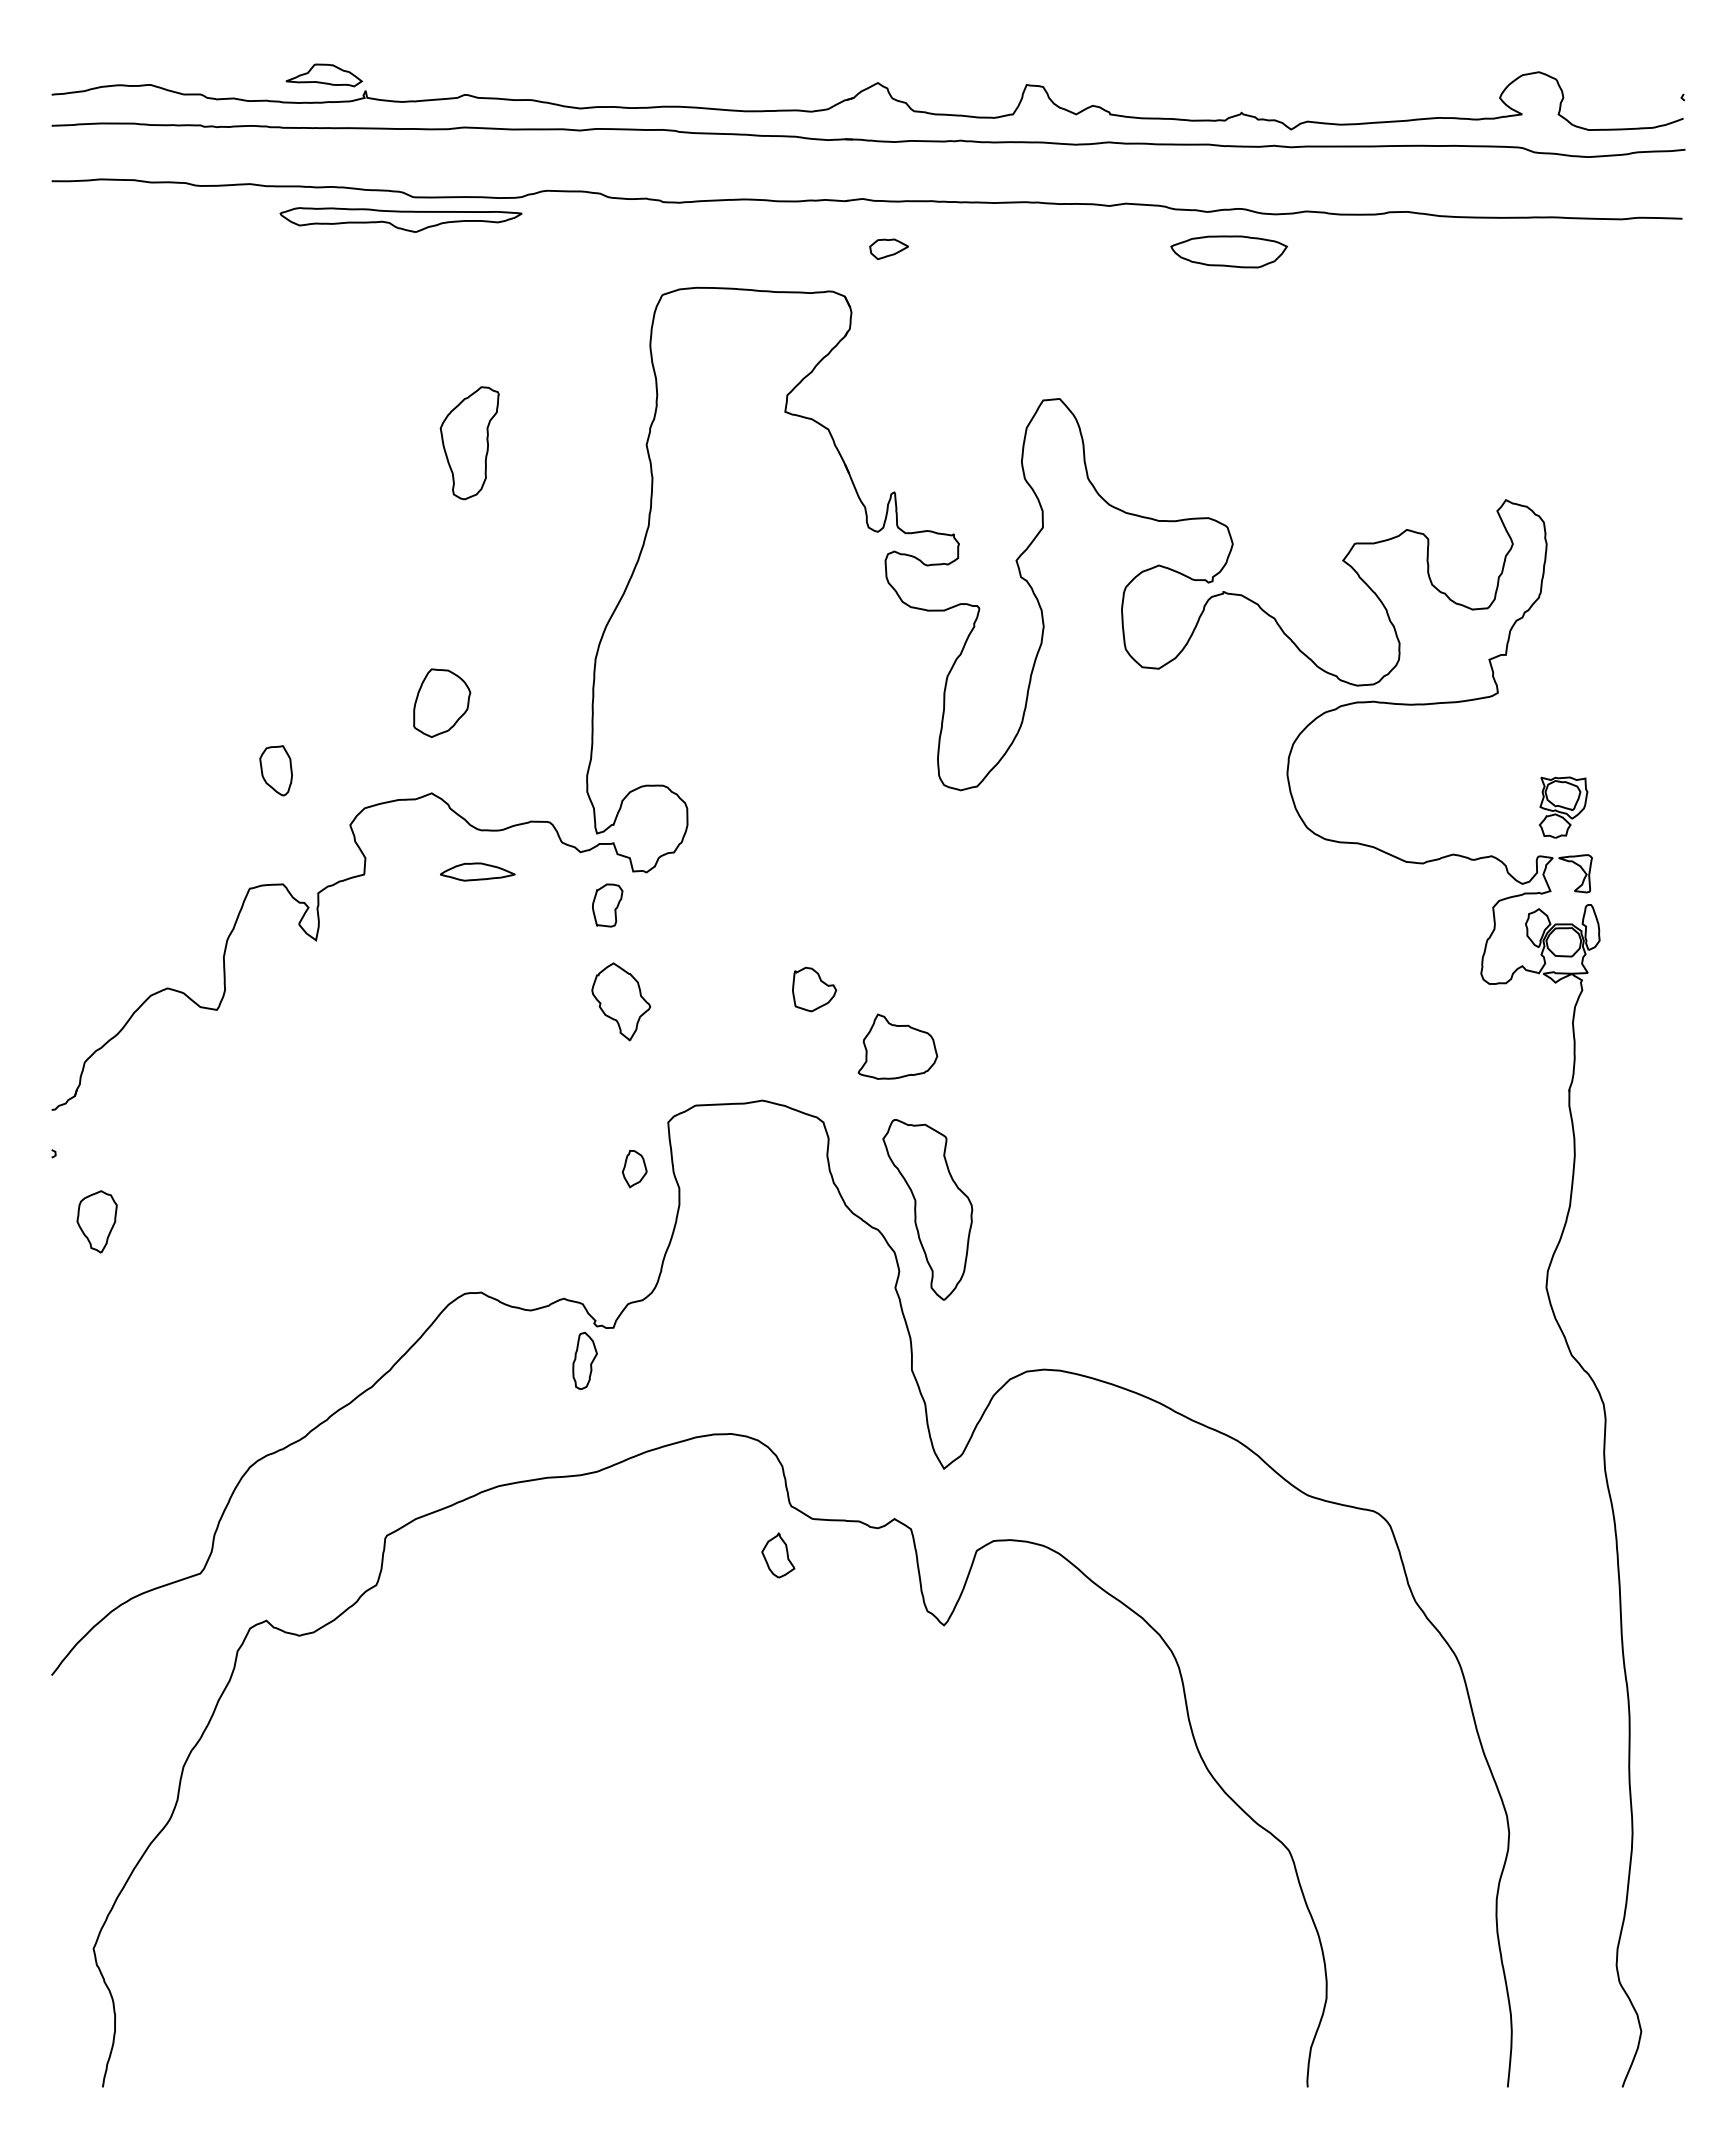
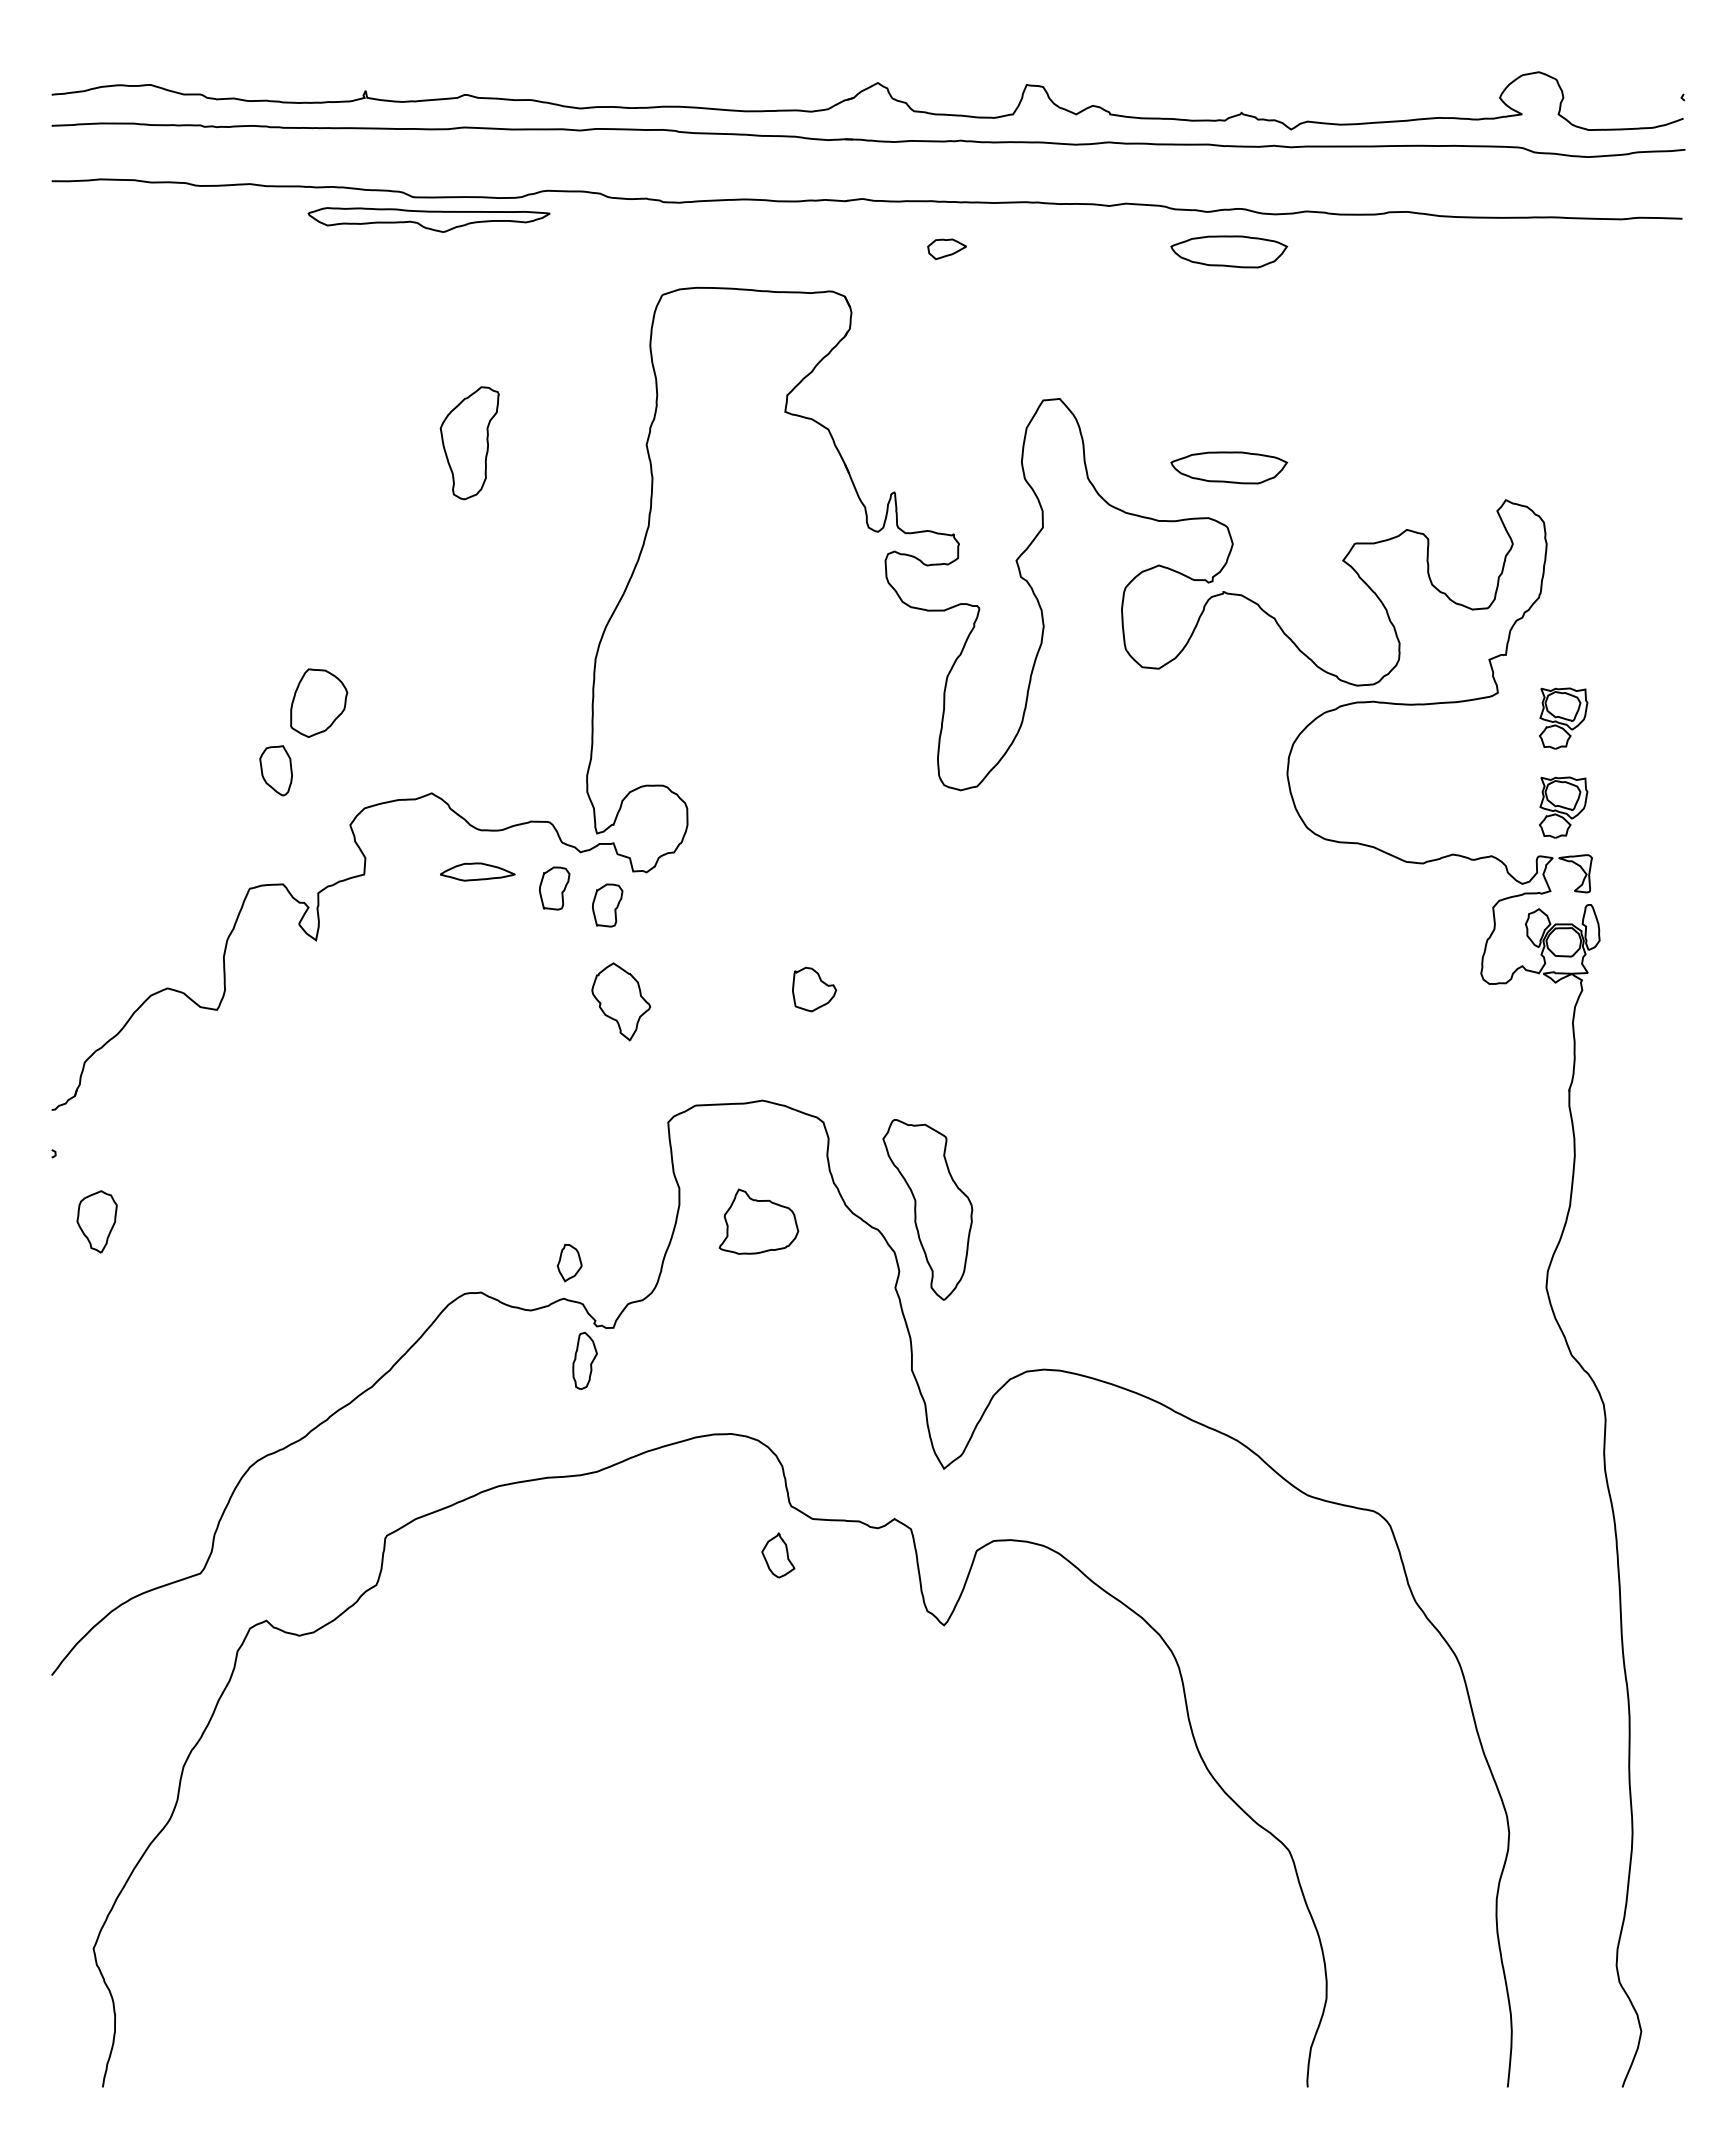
part: present -> none (324, 75)
part position: (400, 219) -> (428, 219) (428, 219)
part position: (888, 248) -> (946, 248) (946, 248)
part: none -> present (1229, 467)
part position: (442, 702) -> (319, 702) (319, 702)
part: none -> present (1563, 718)
part: none -> present (554, 888)
part position: (897, 1046) -> (758, 1221) (758, 1221)
part position: (634, 1169) -> (569, 1263) (569, 1263)
